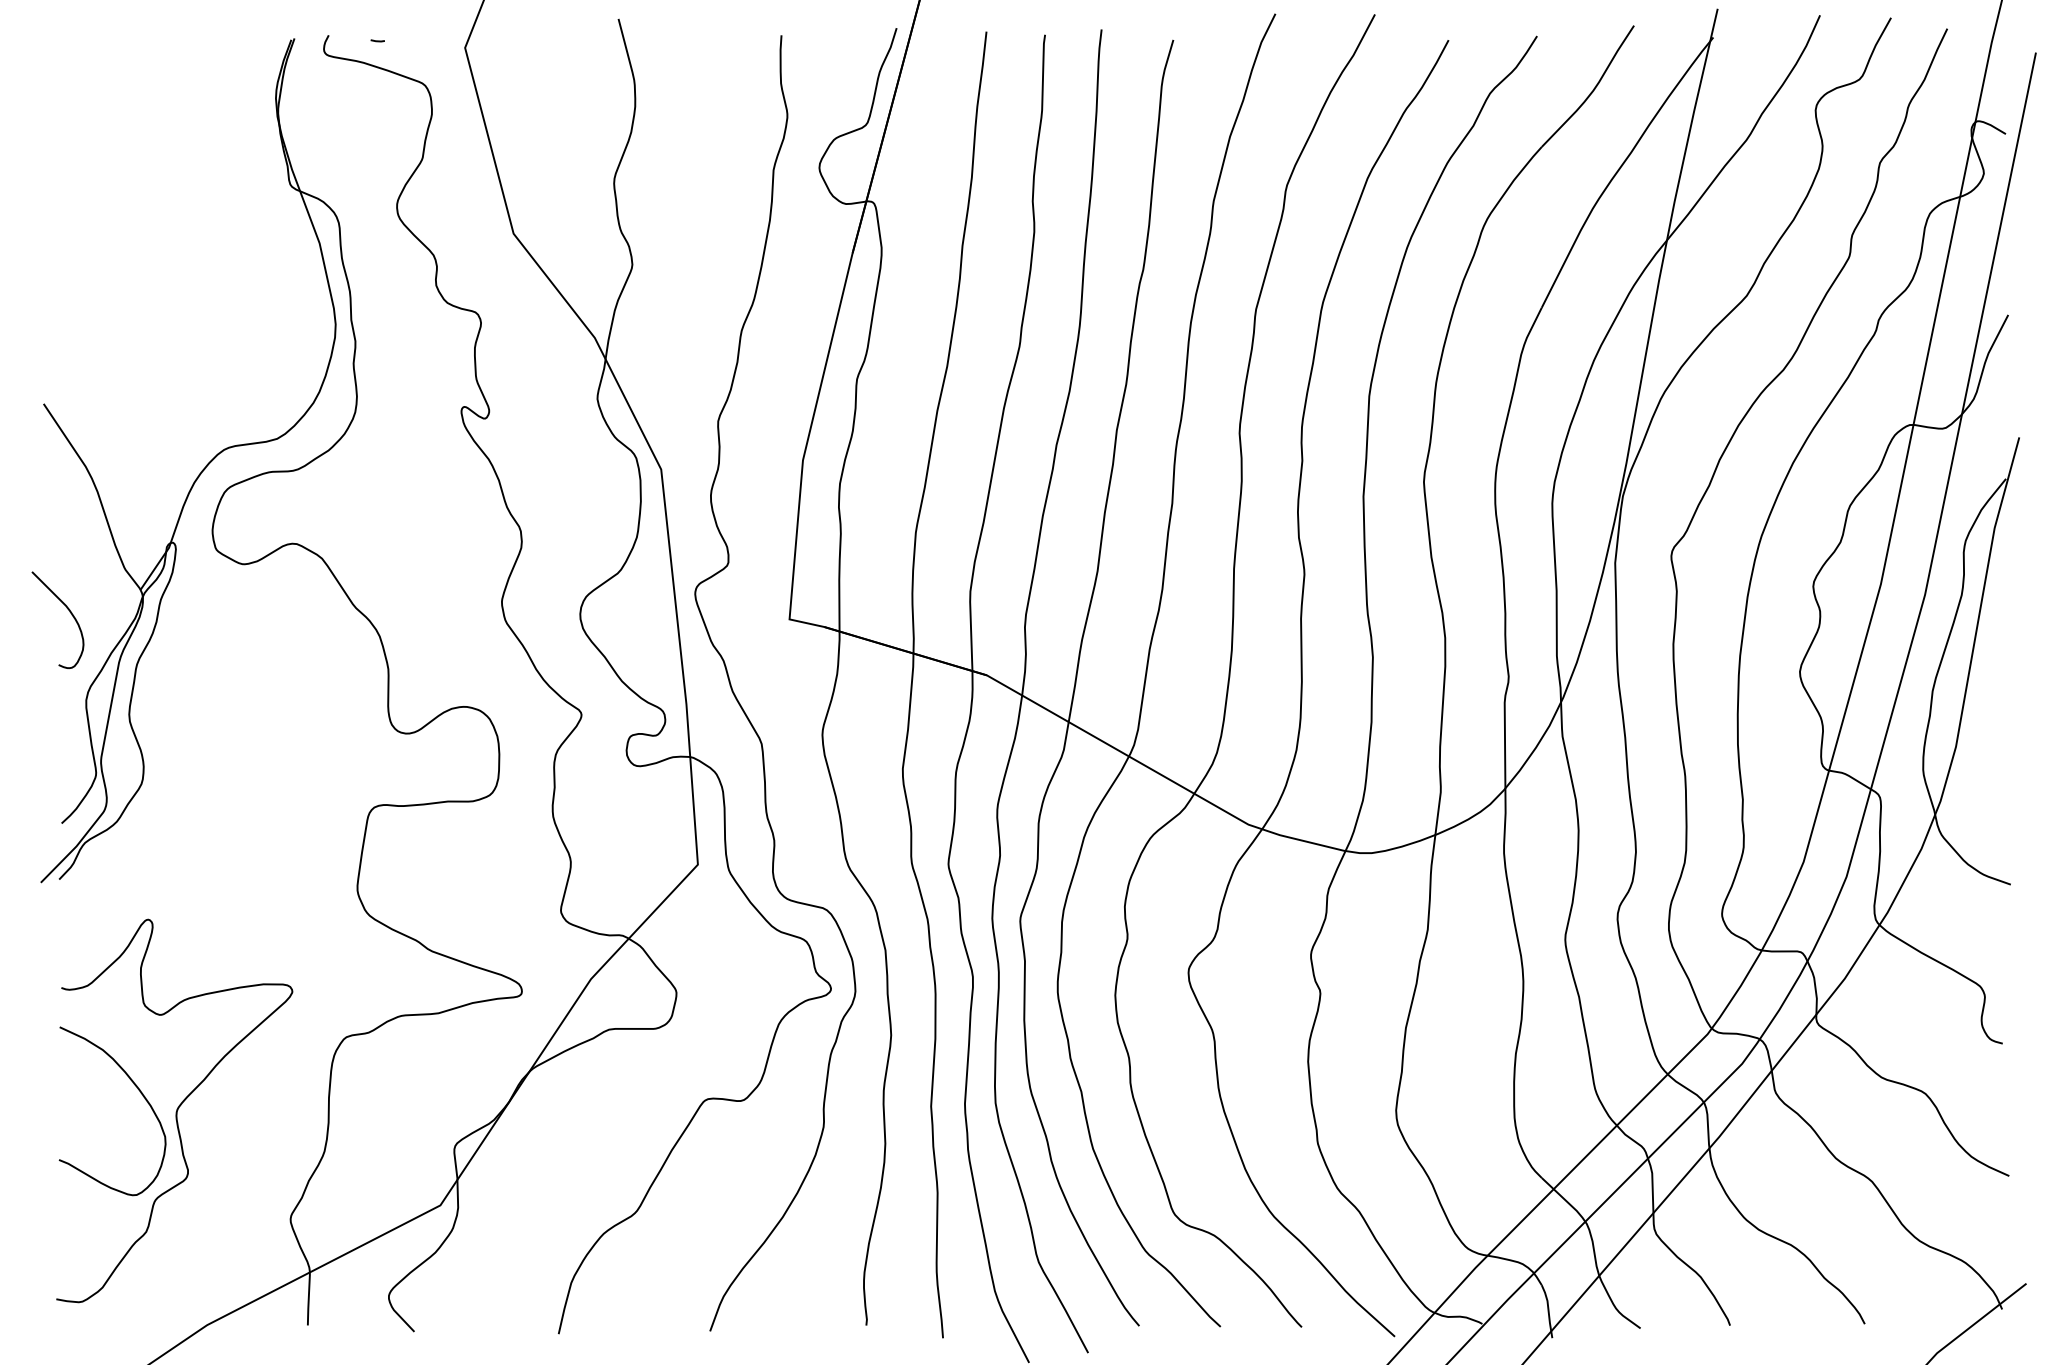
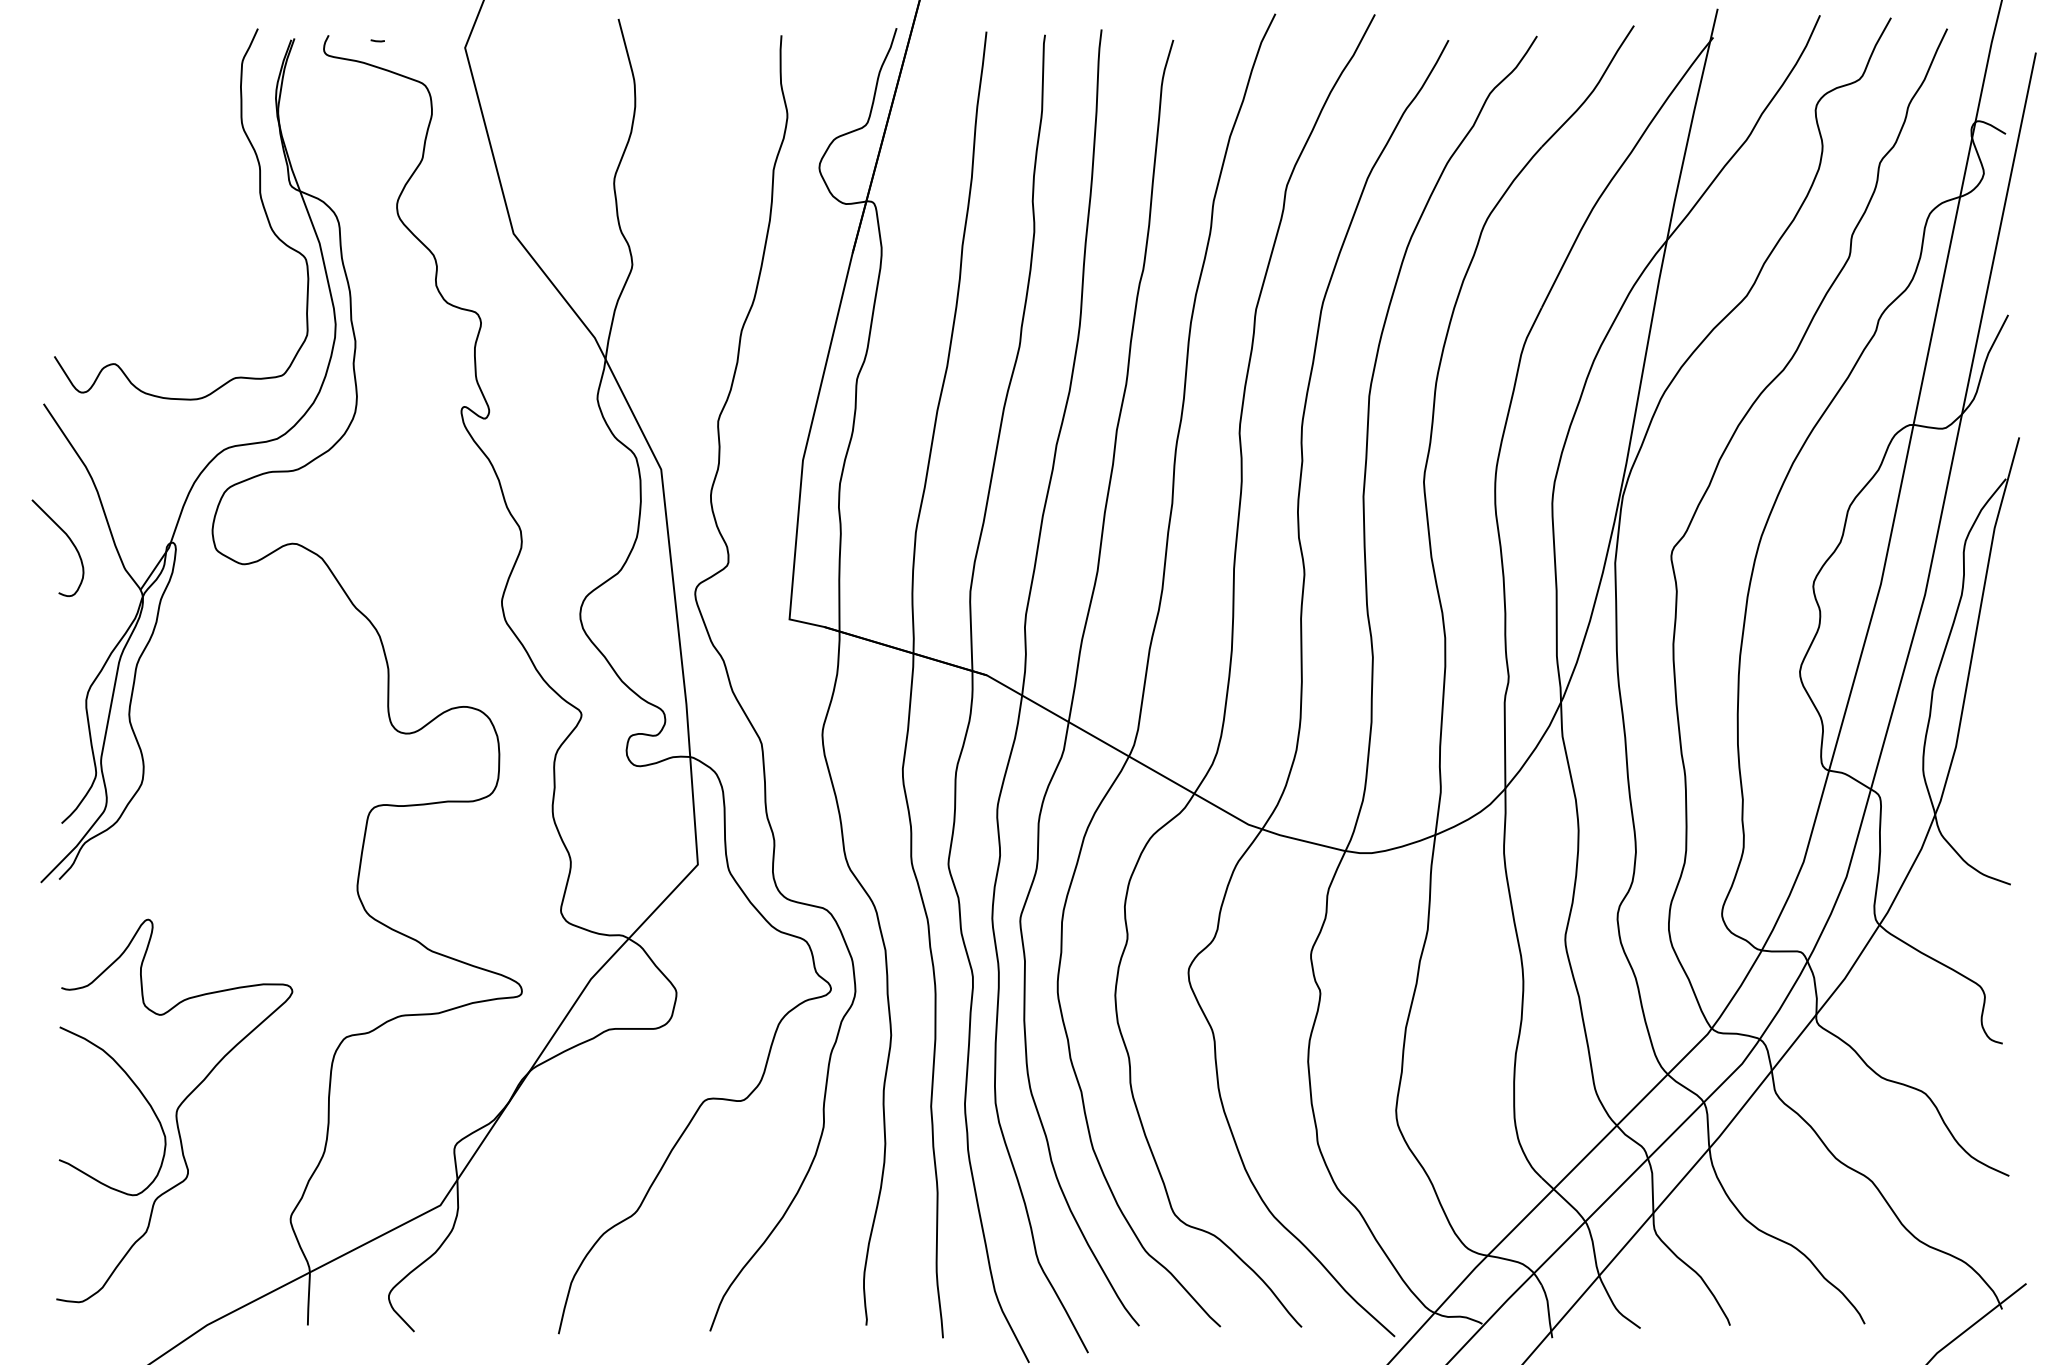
curve: none -> present (259, 196)
curve position: (69, 612) -> (69, 540) (69, 540)
